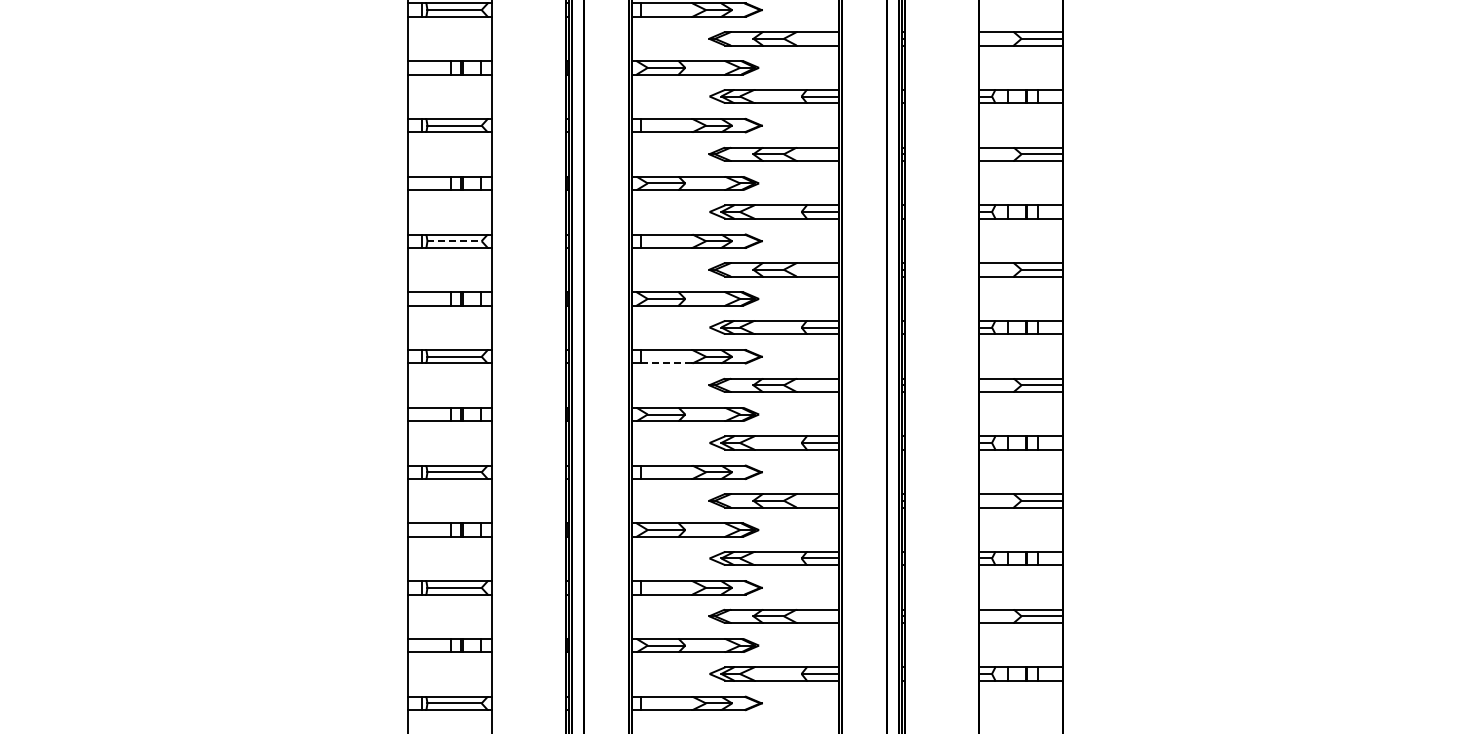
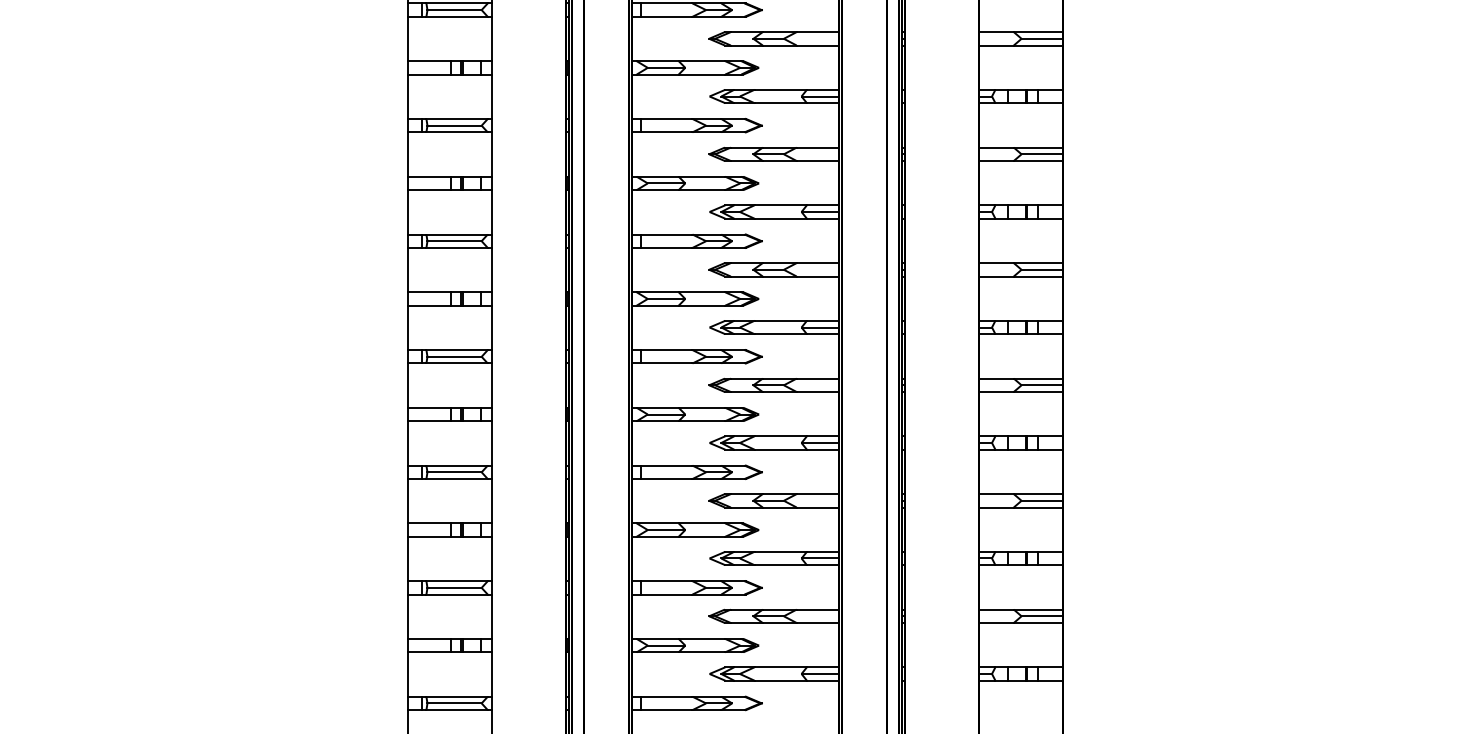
line: dashed -> solid (455, 241)
line: dashed -> solid (666, 363)
